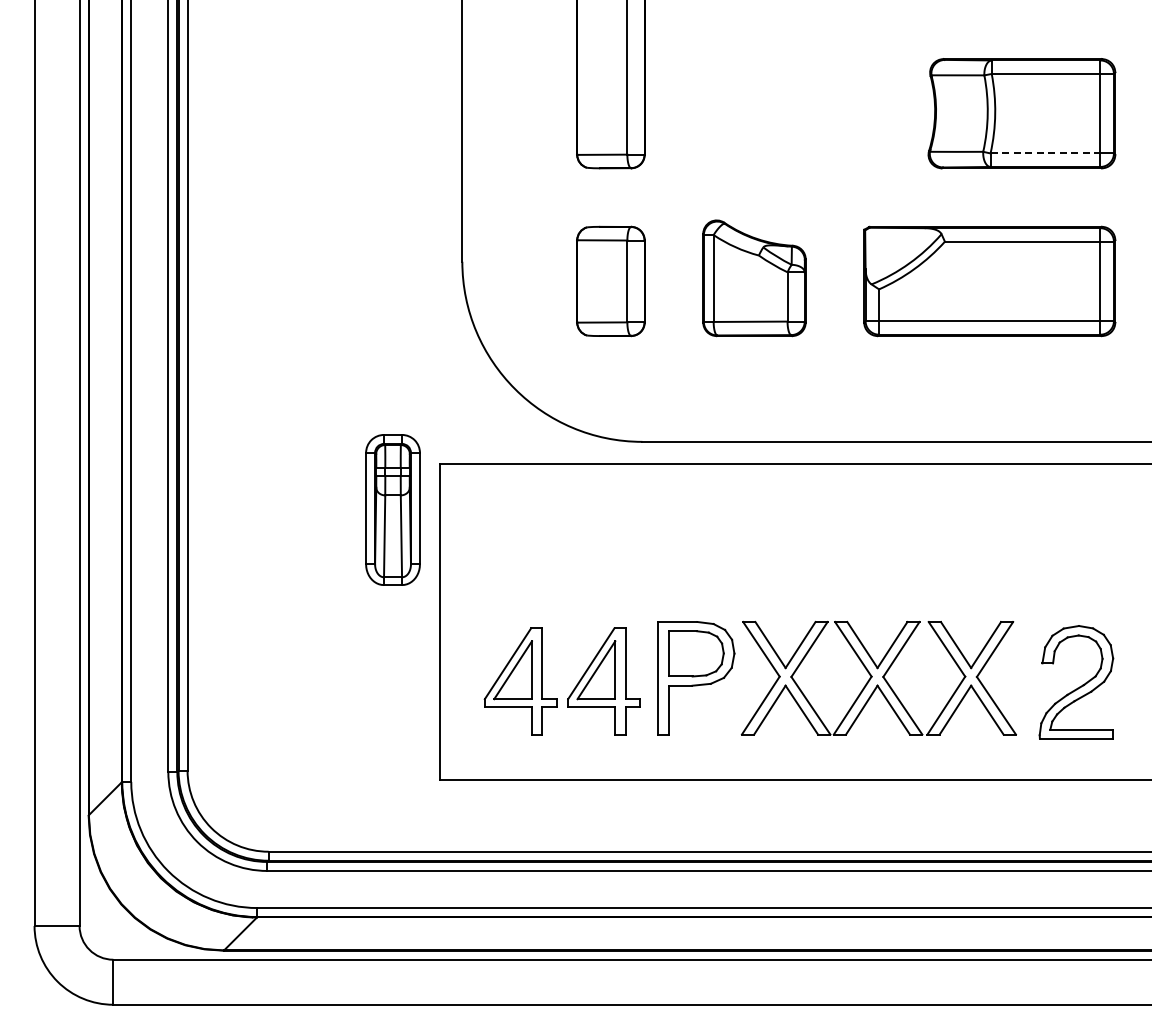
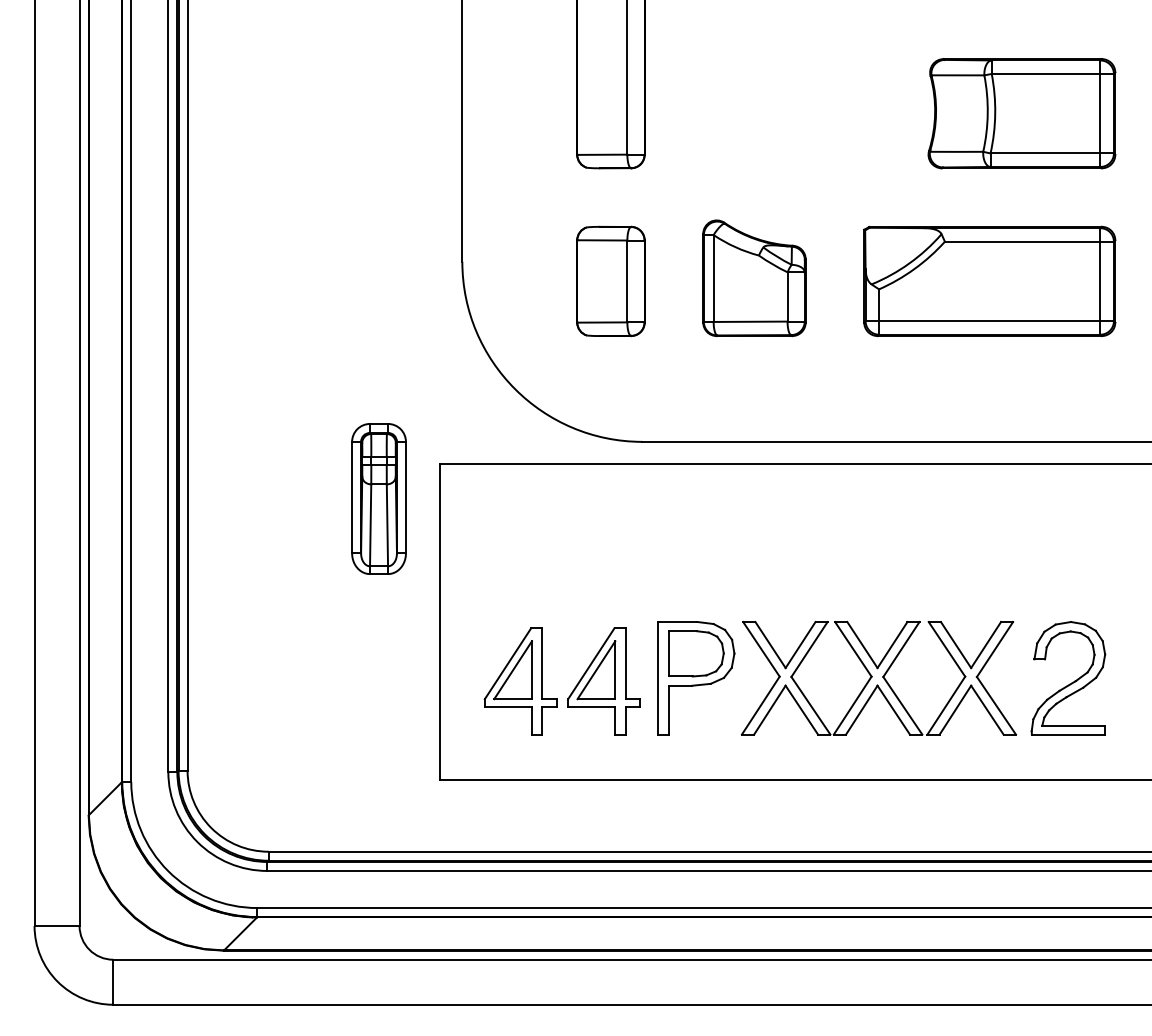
line: dashed -> solid (1045, 153)
part position: (392, 509) -> (378, 498) (378, 498)
part position: (1076, 682) -> (1068, 678) (1068, 678)
